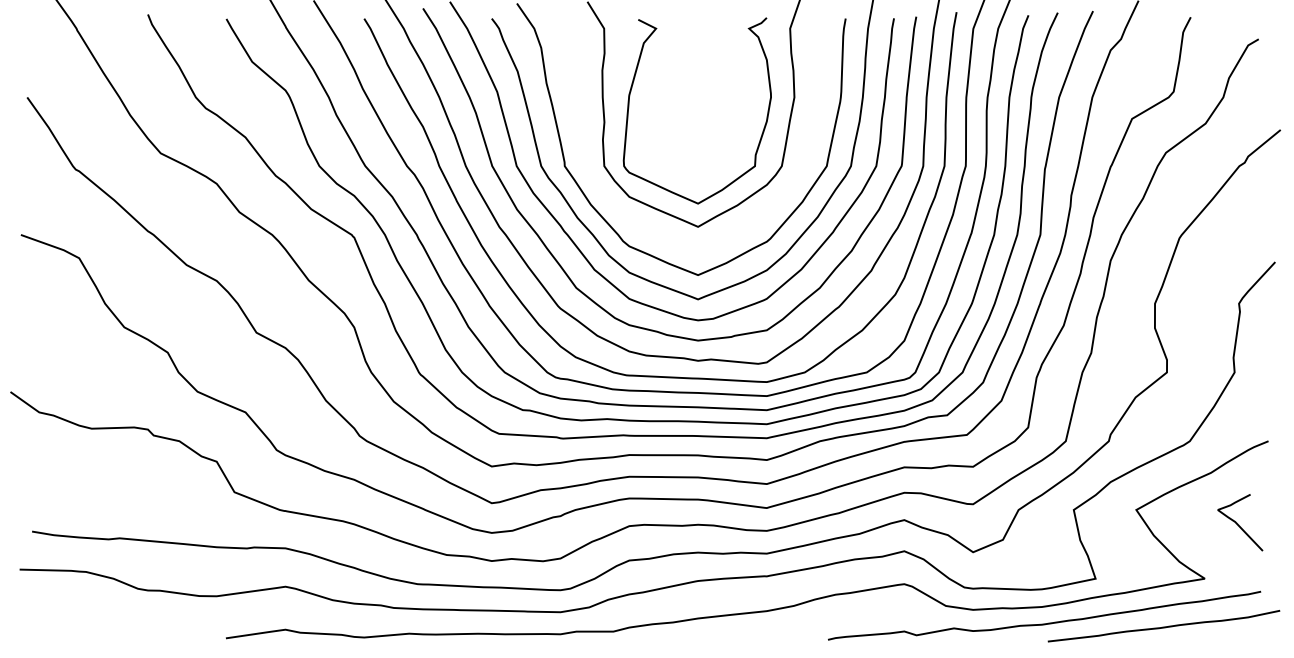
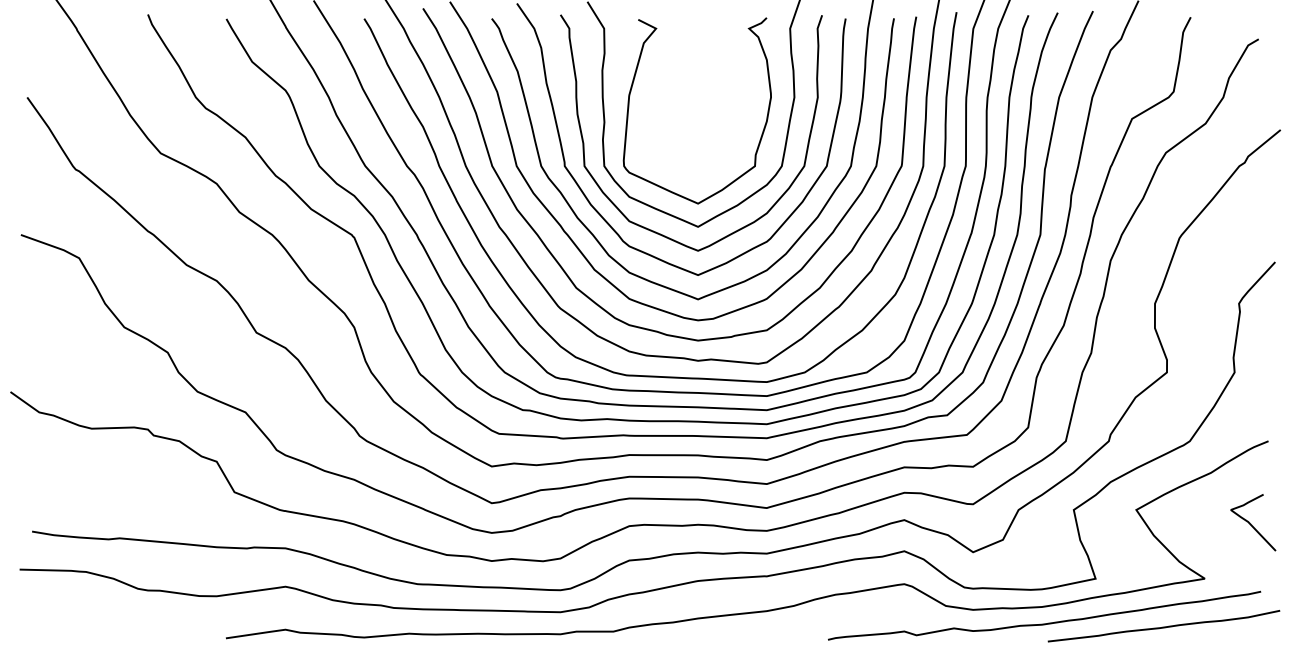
curve: none -> present (617, 206)
curve position: (1238, 523) -> (1251, 523) (1251, 523)
